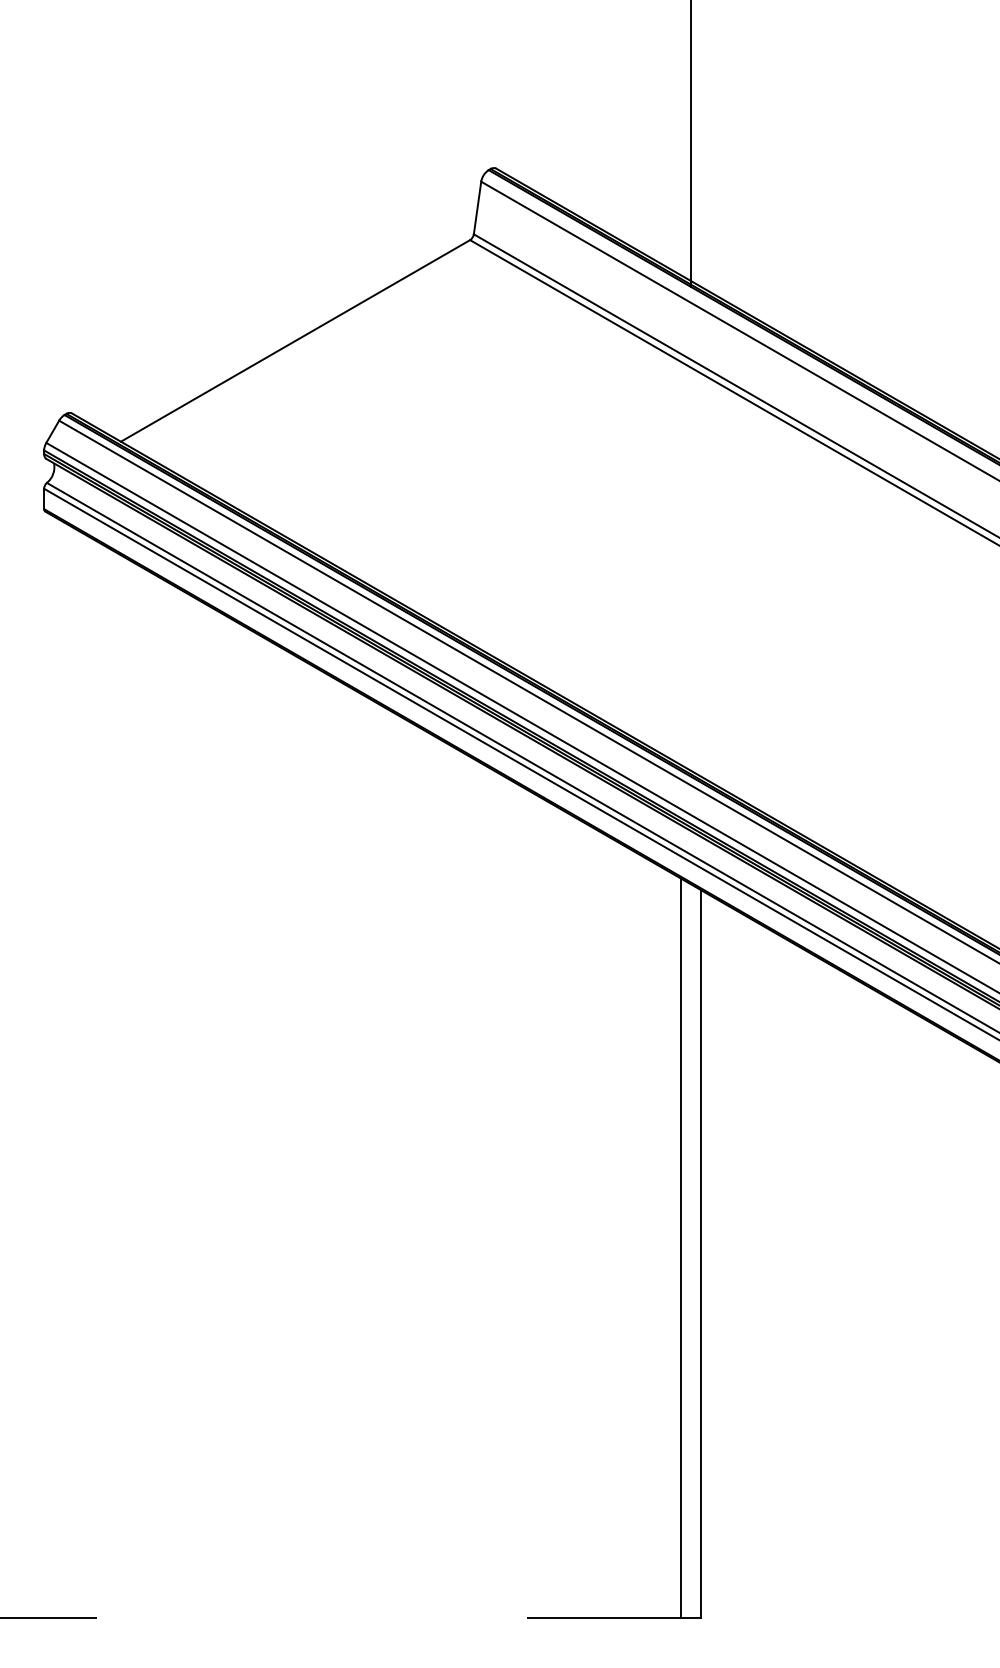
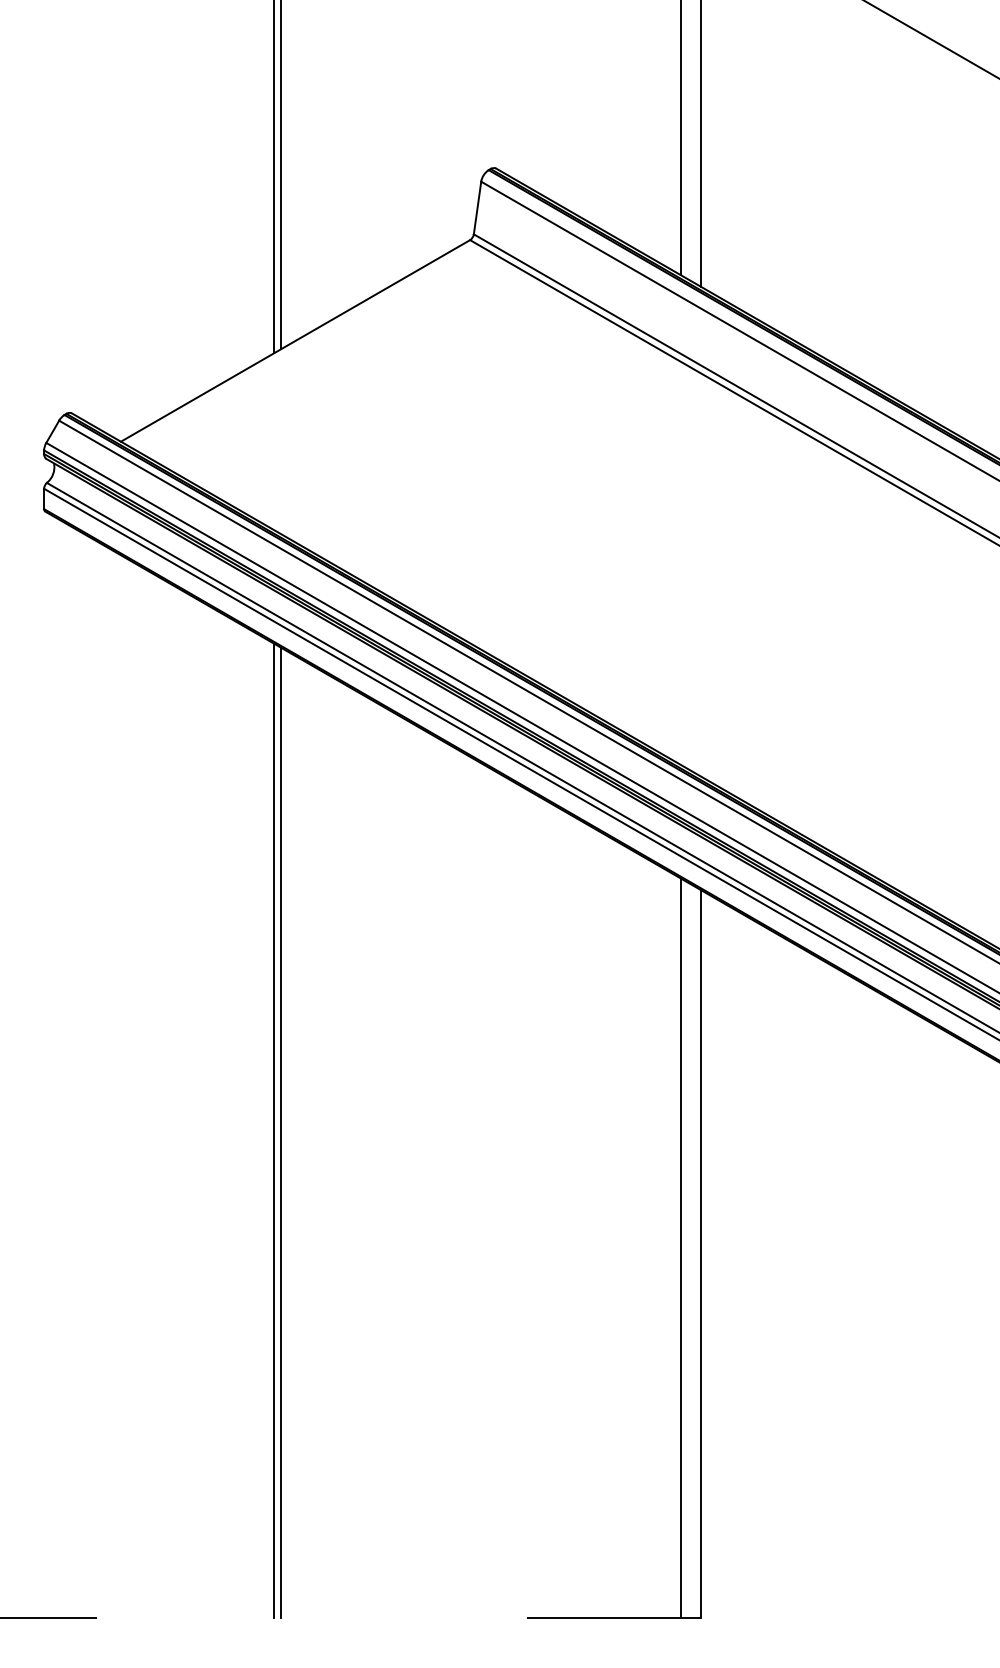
line: none -> present (931, 39)
line: none -> present (681, 138)
line position: (691, 144) -> (701, 144) (701, 144)
line: none -> present (281, 175)
line: none -> present (273, 177)
line: none -> present (273, 1130)
line: none -> present (281, 1132)
